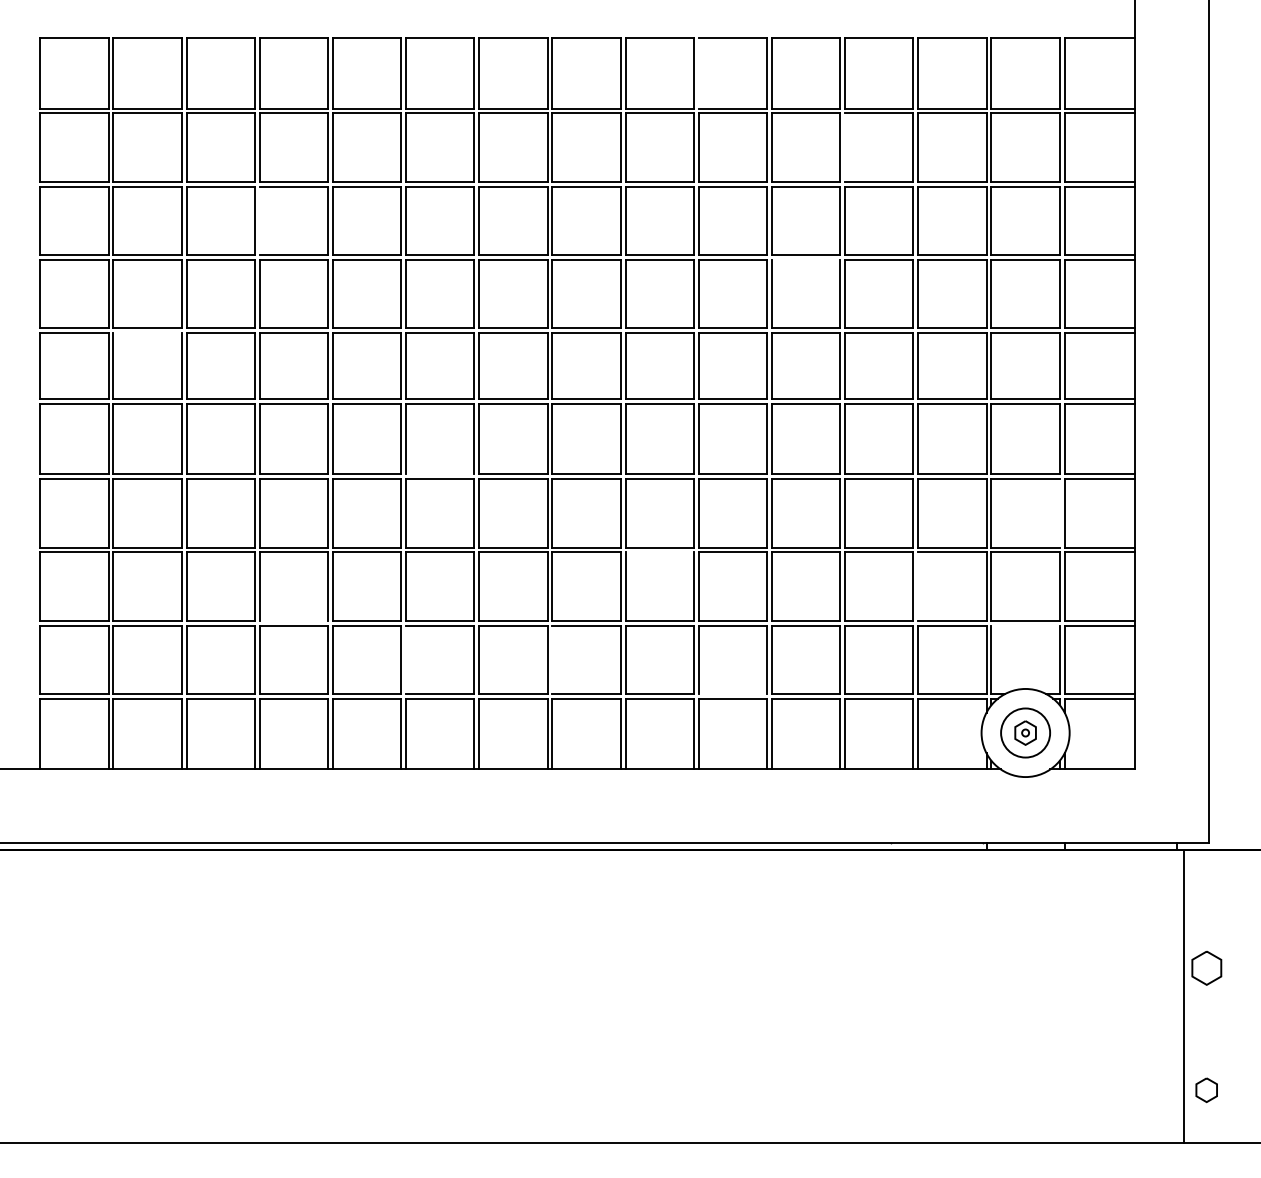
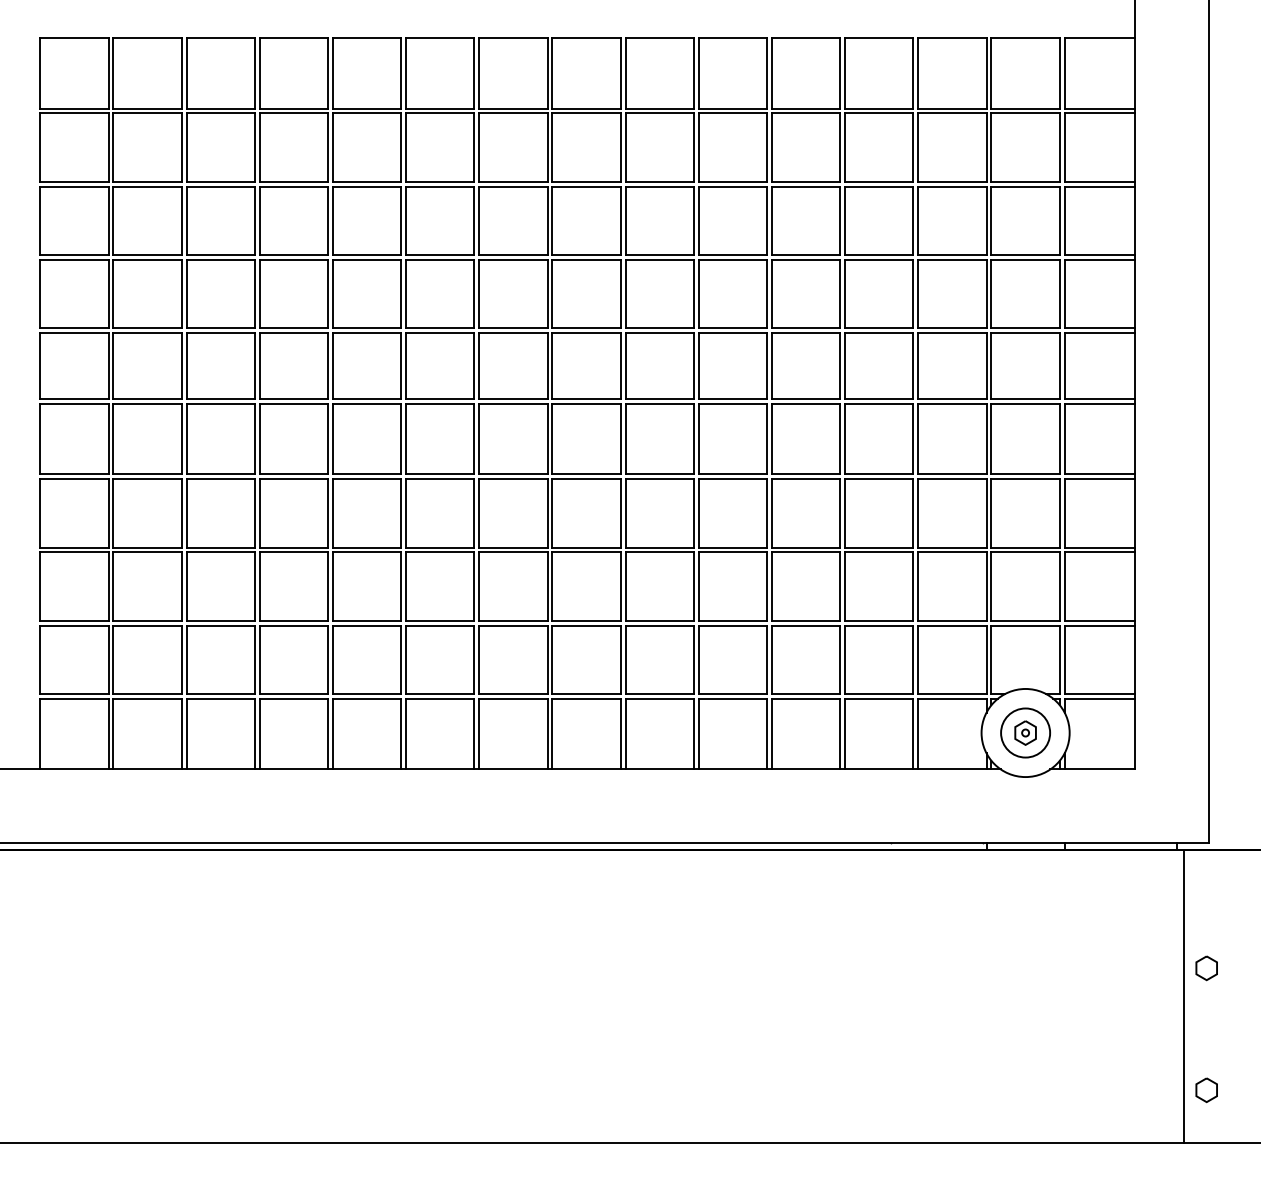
line: none -> present (698, 72)
line: none -> present (845, 147)
line: none -> present (259, 220)
line: none -> present (805, 259)
line: none -> present (147, 332)
line: none -> present (440, 474)
line: none -> present (1059, 513)
line: none -> present (659, 552)
line: none -> present (918, 586)
line: none -> present (293, 620)
line: none -> present (1025, 625)
line: none -> present (406, 659)
line: none -> present (552, 659)
line: none -> present (732, 693)
part size: 32x35 px -> 23x27 px (1206, 968)
